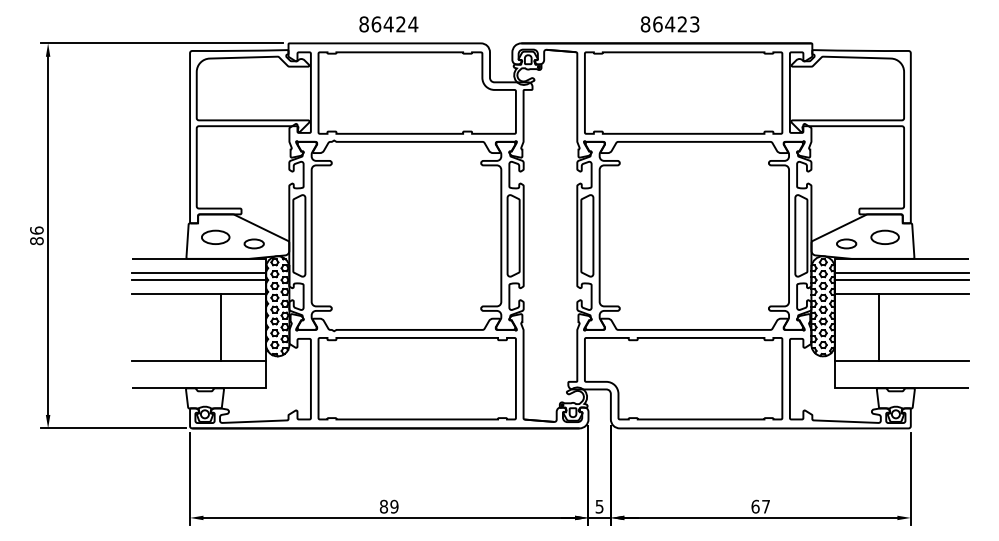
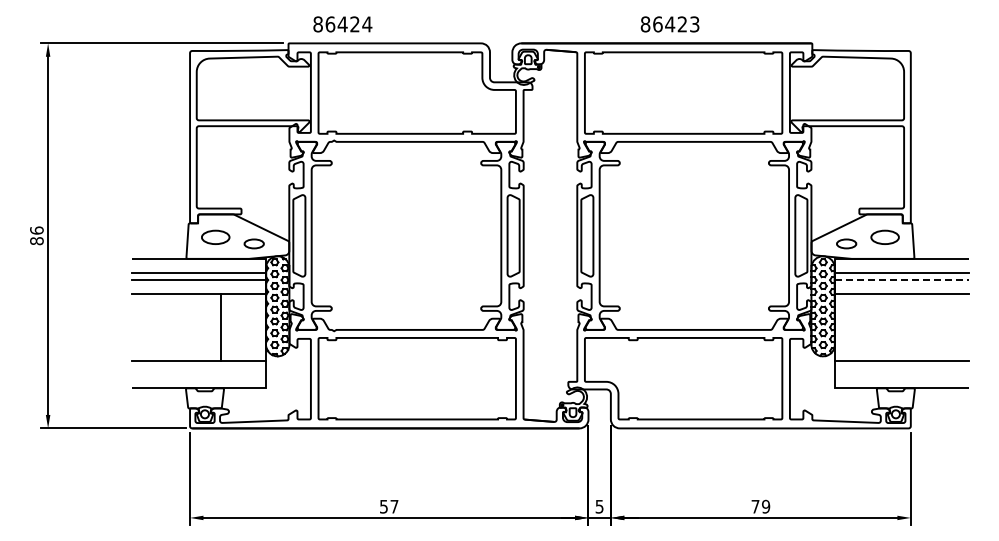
text position: (388, 24) -> (342, 24) (342, 24)
line: solid -> dashed (902, 279)
line: present -> none (879, 327)
text: 89 -> 57 (388, 506)
text: 67 -> 79 (760, 506)
